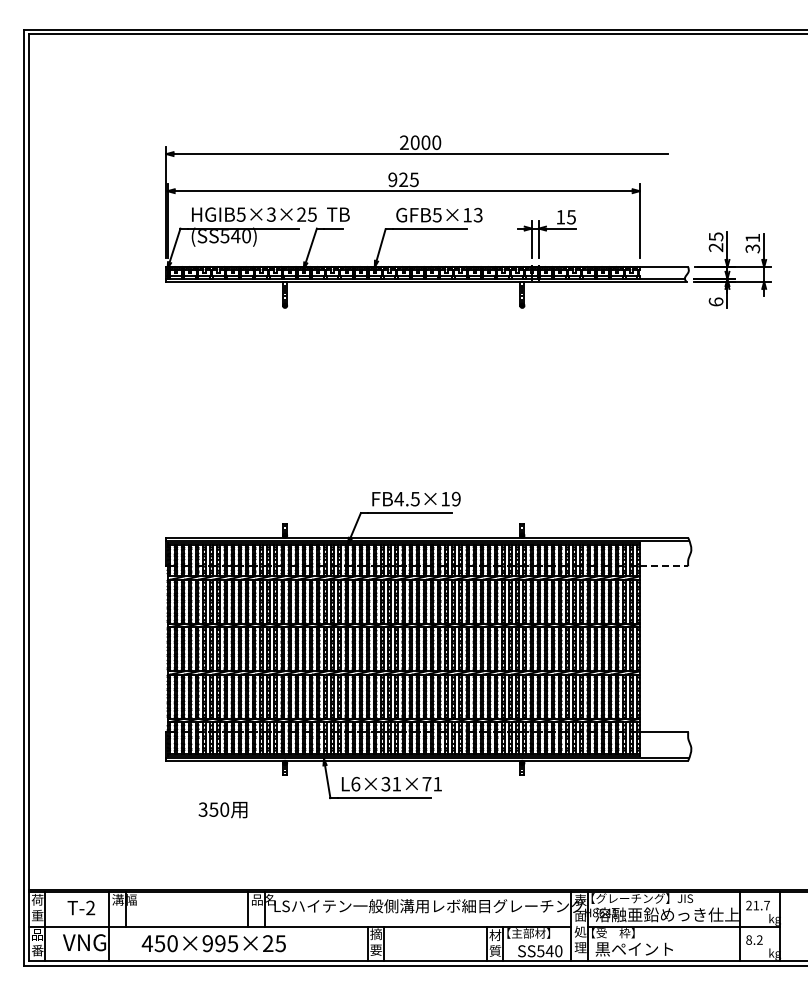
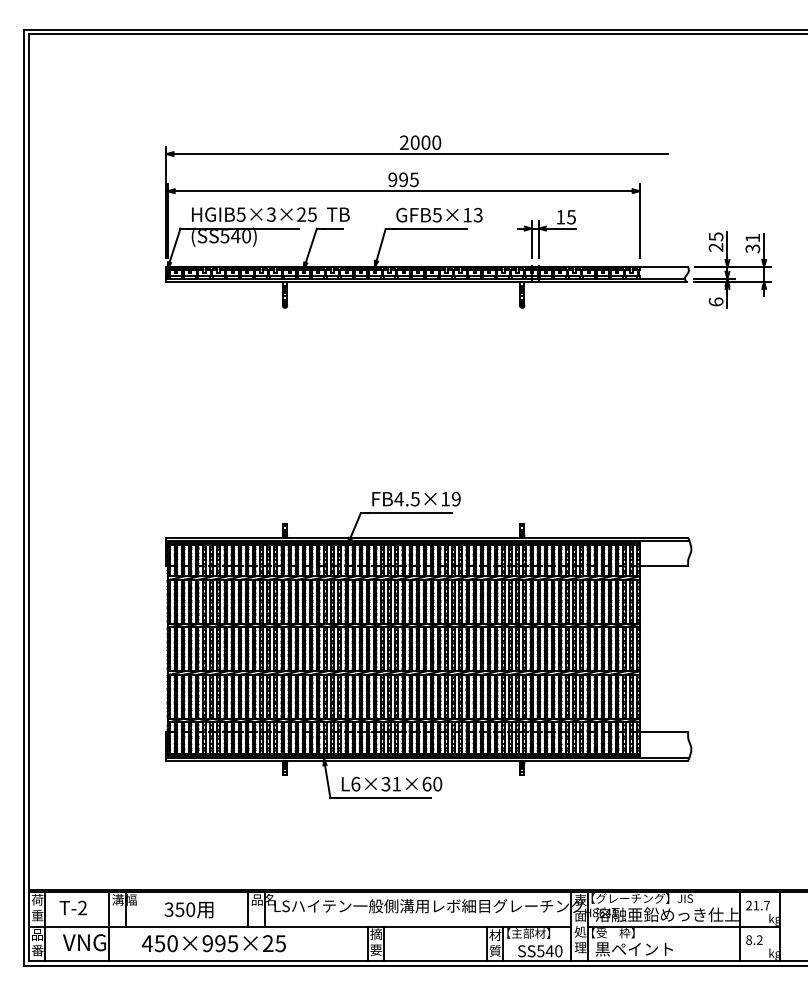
text: 925 -> 995 (403, 180)
line: dashed -> solid (664, 566)
text: L6×31×71 -> L6×31×60 (432, 783)
text position: (222, 810) -> (188, 910) (188, 910)
text position: (81, 907) -> (73, 907) (73, 907)
